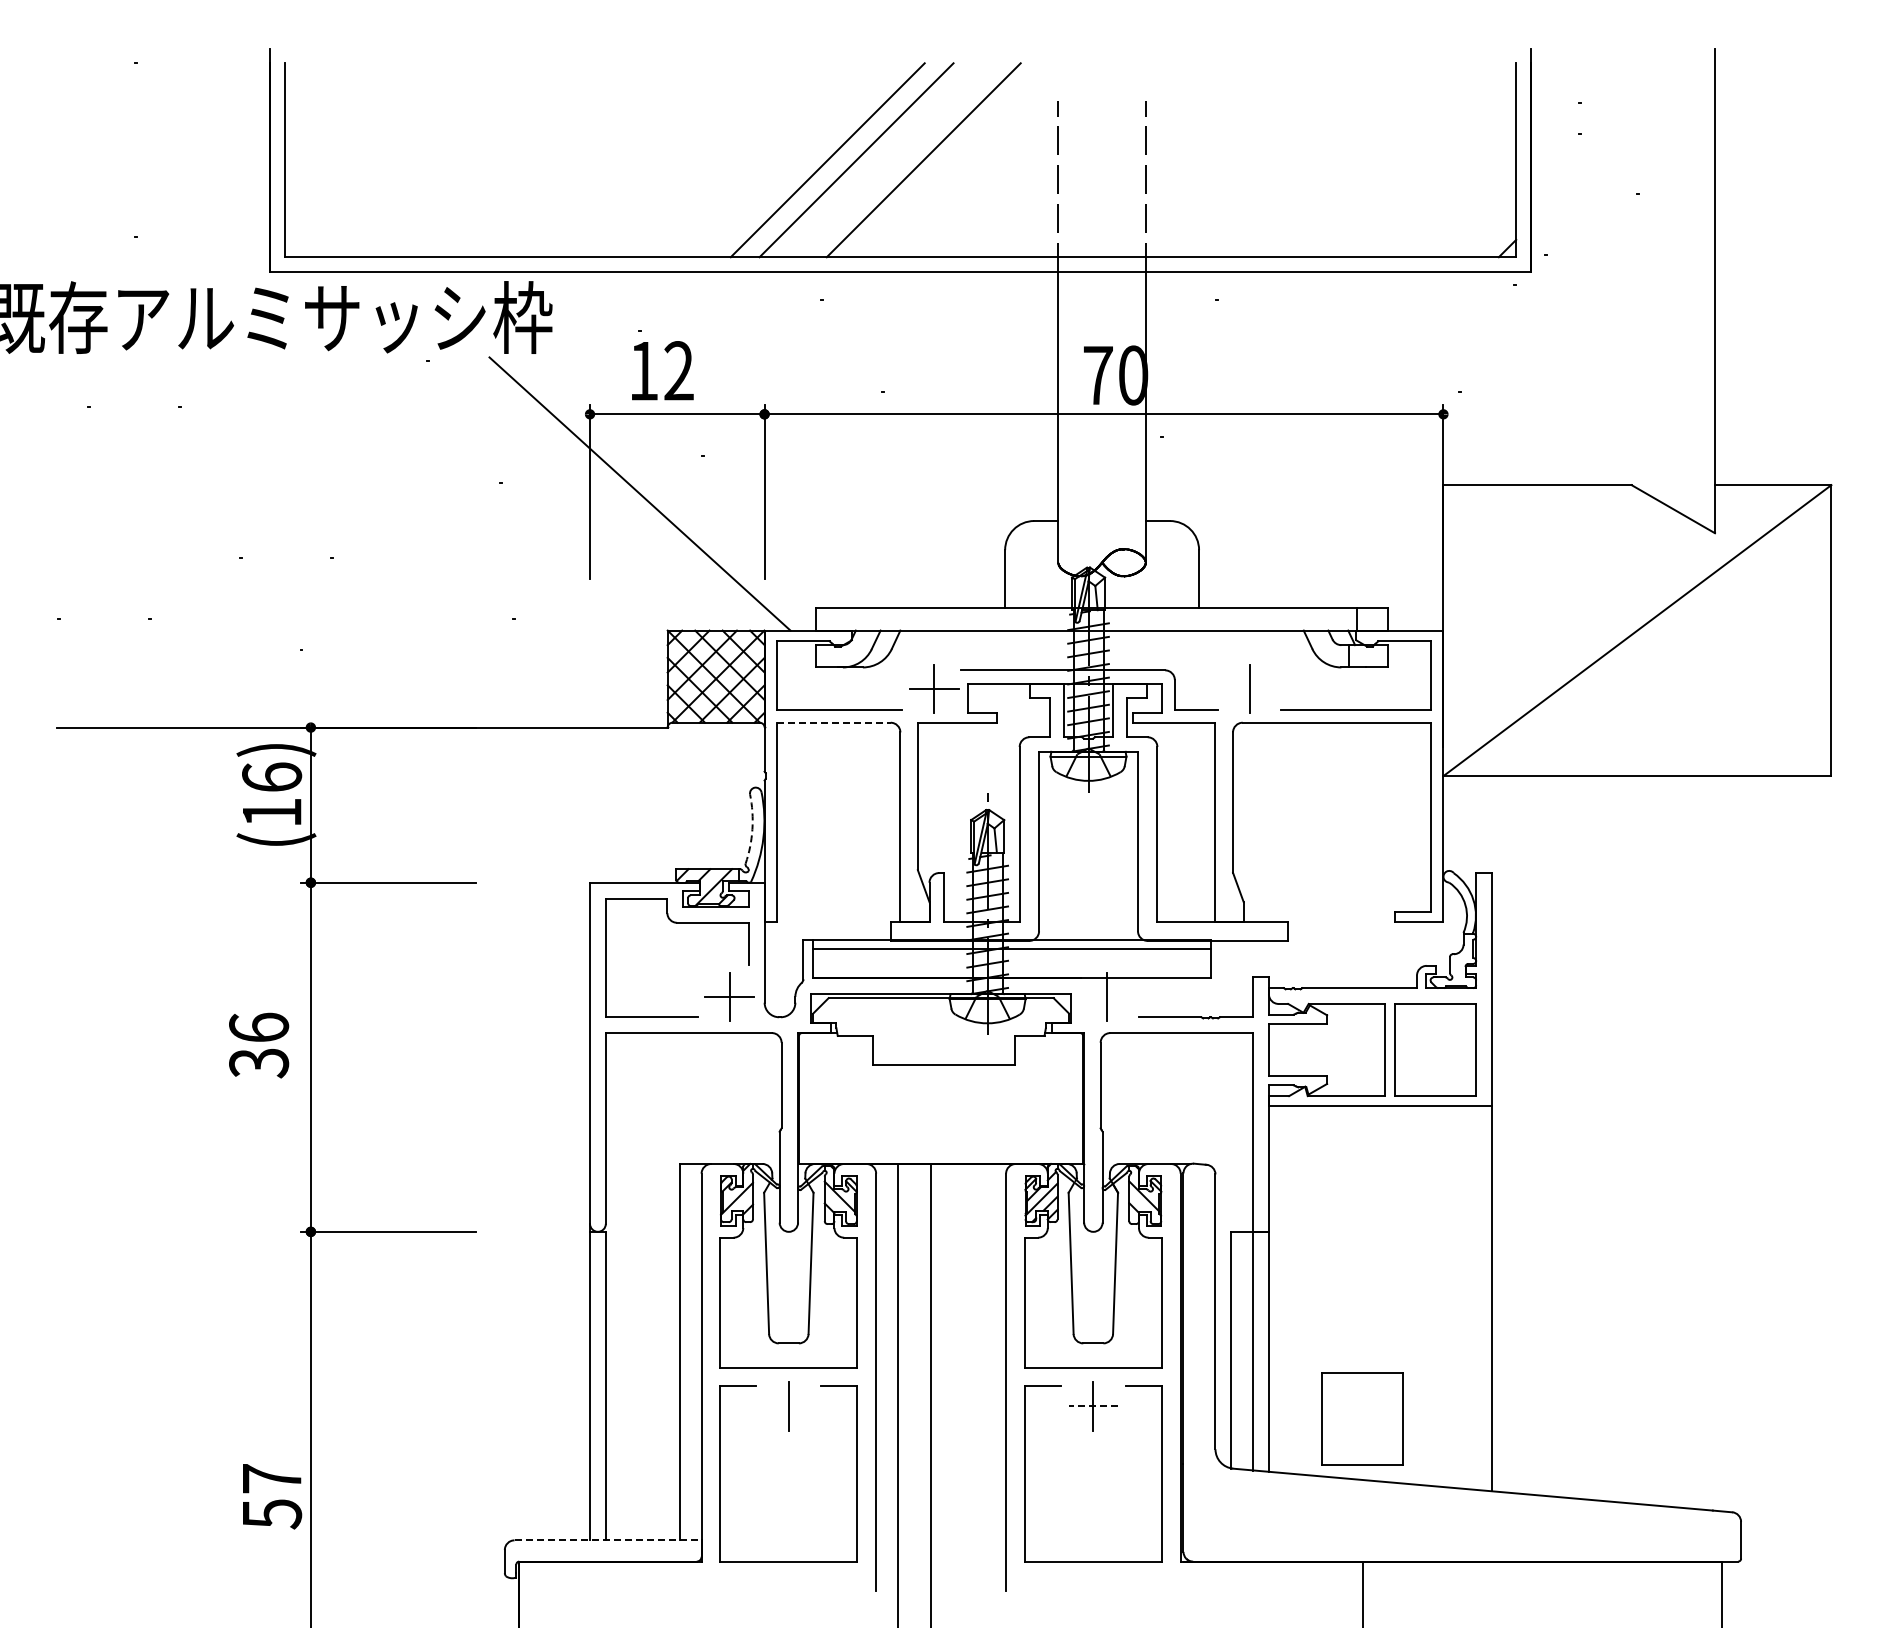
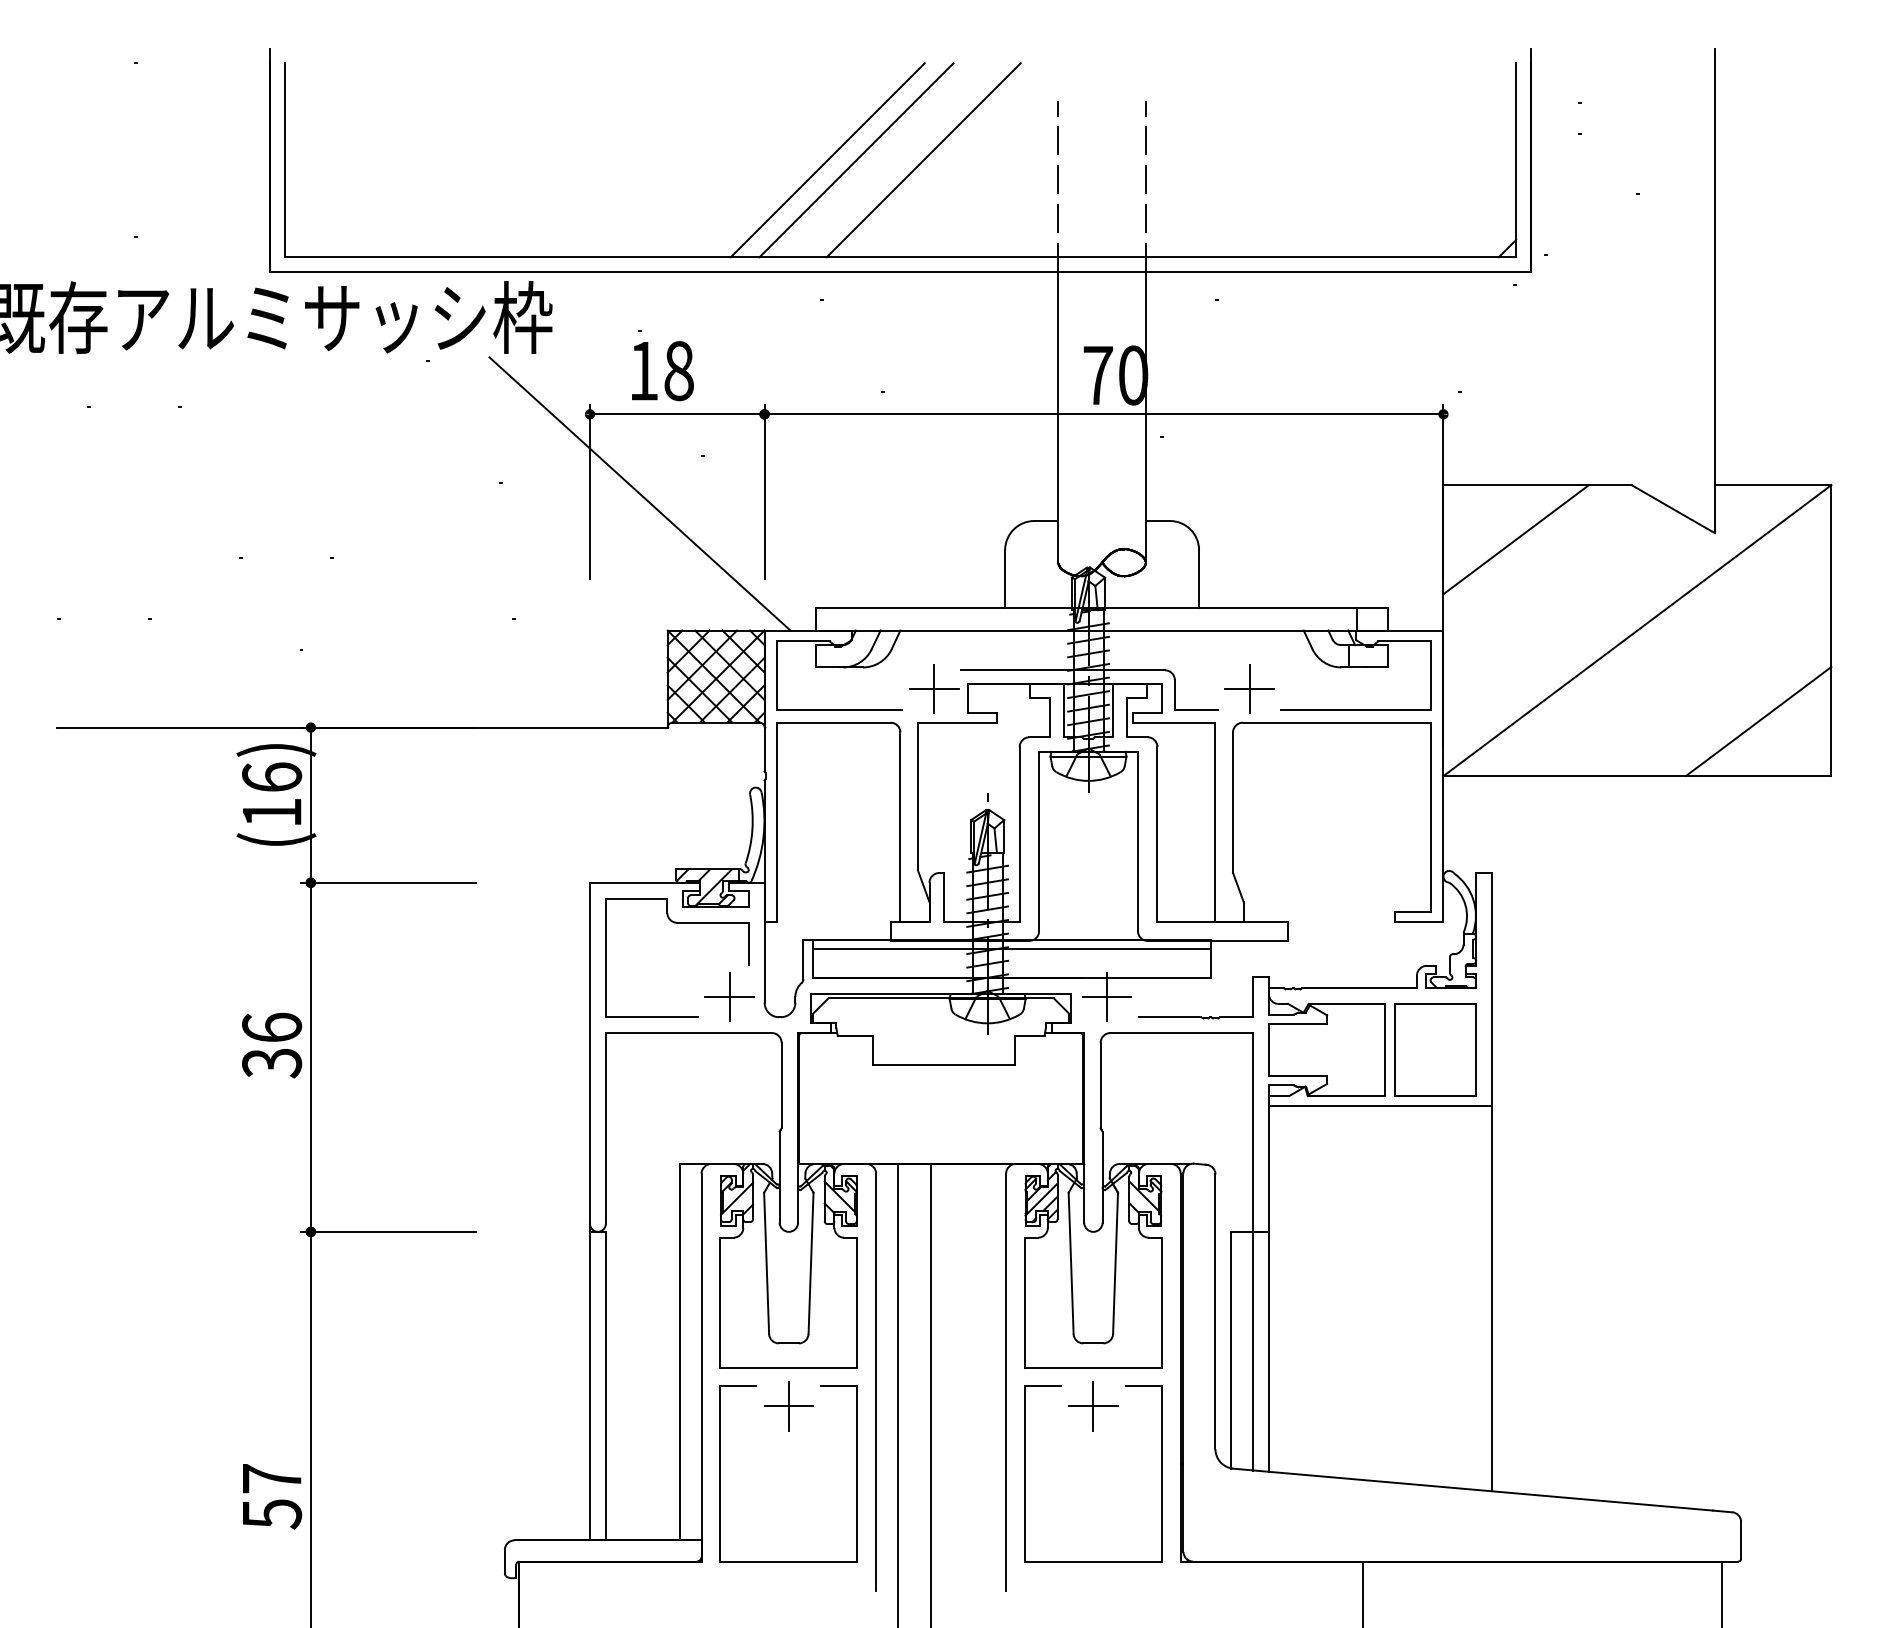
text: 12 -> 18 (678, 371)
line: none -> present (1515, 539)
line: none -> present (1249, 688)
line: none -> present (1758, 721)
line: dashed -> solid (833, 722)
arc: dashed -> solid (752, 829)
line: none -> present (1106, 997)
text position: (259, 1045) -> (272, 1045) (272, 1045)
line: none -> present (788, 1406)
line: dashed -> solid (1092, 1406)
part: present -> none (1362, 1418)
line: dashed -> solid (608, 1540)
